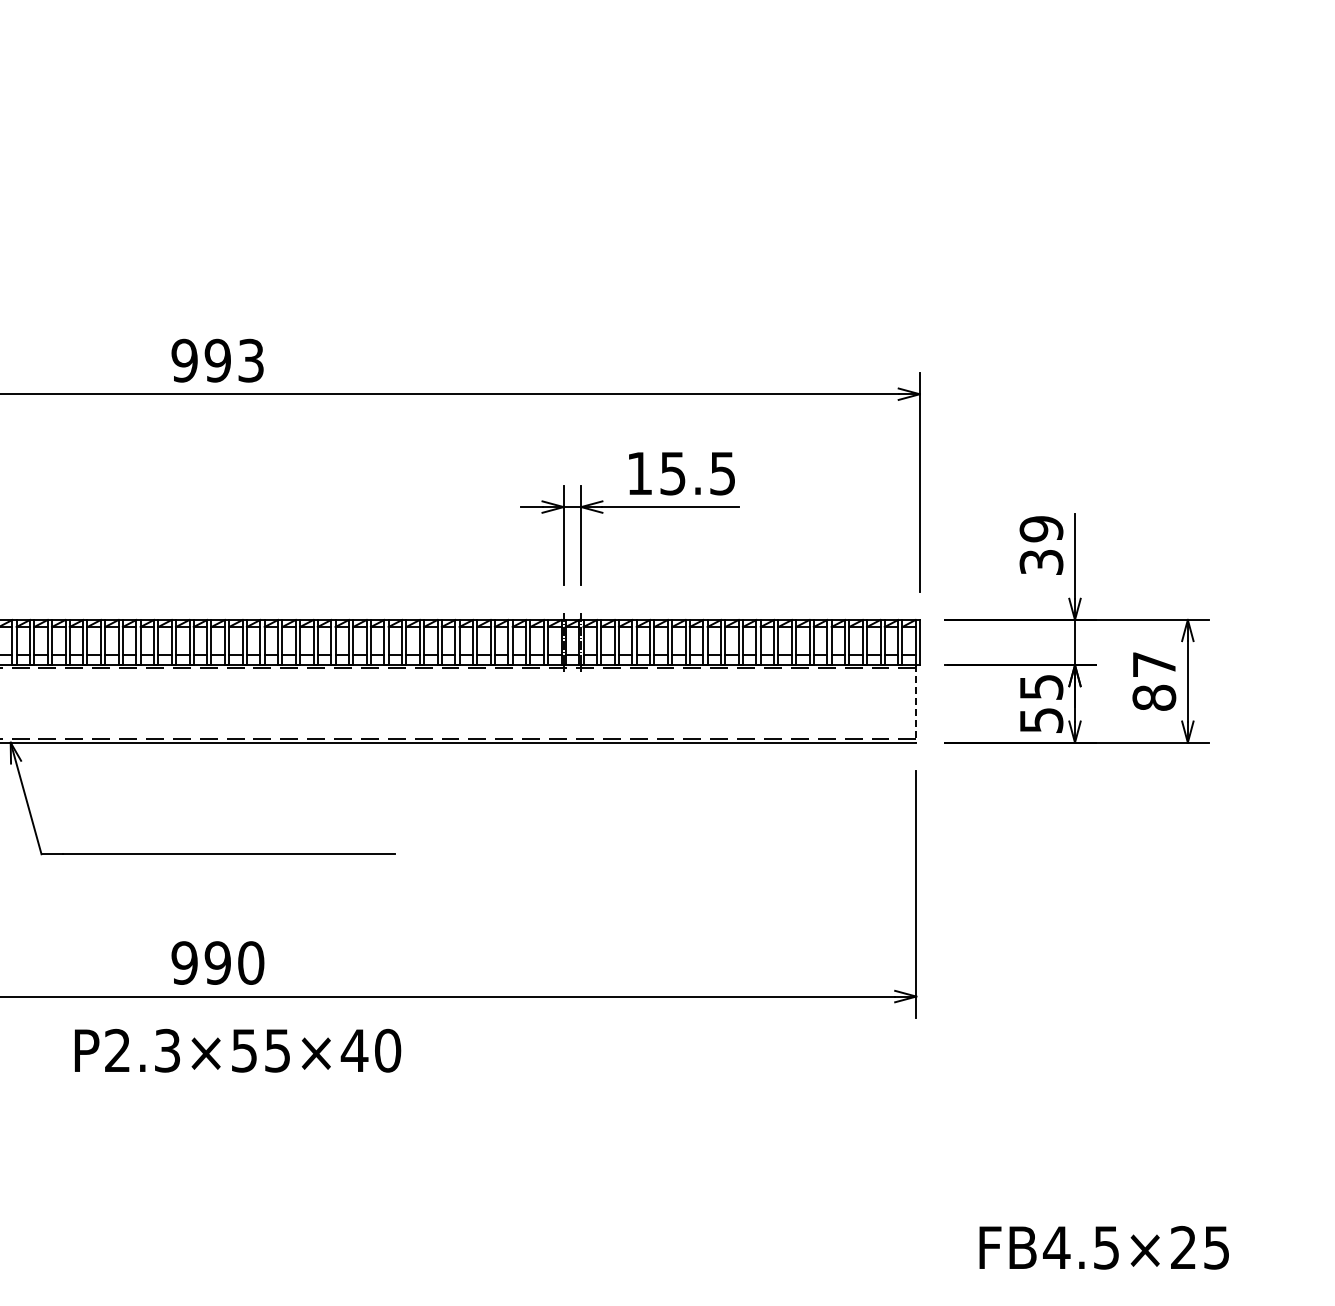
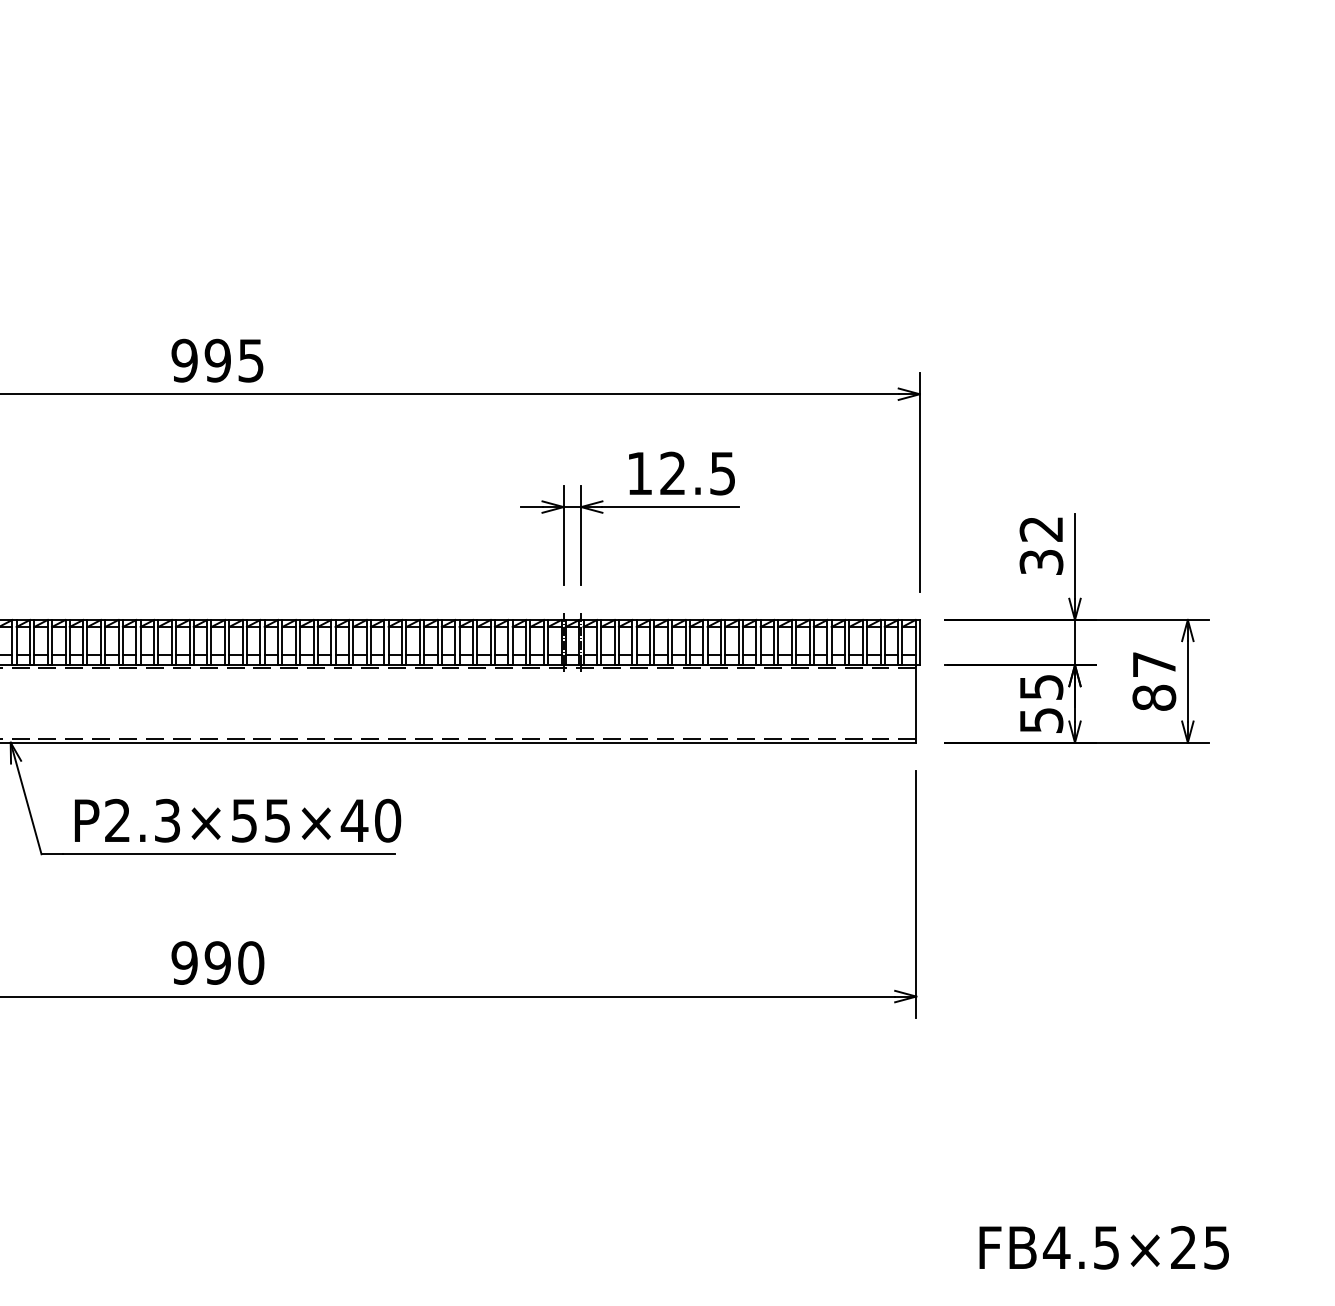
text: 993 -> 995 (251, 359)
text: 15.5 -> 12.5 (672, 473)
text: 39 -> 32 (1041, 529)
line: dashed -> solid (916, 703)
text position: (238, 1050) -> (238, 820) (238, 820)
